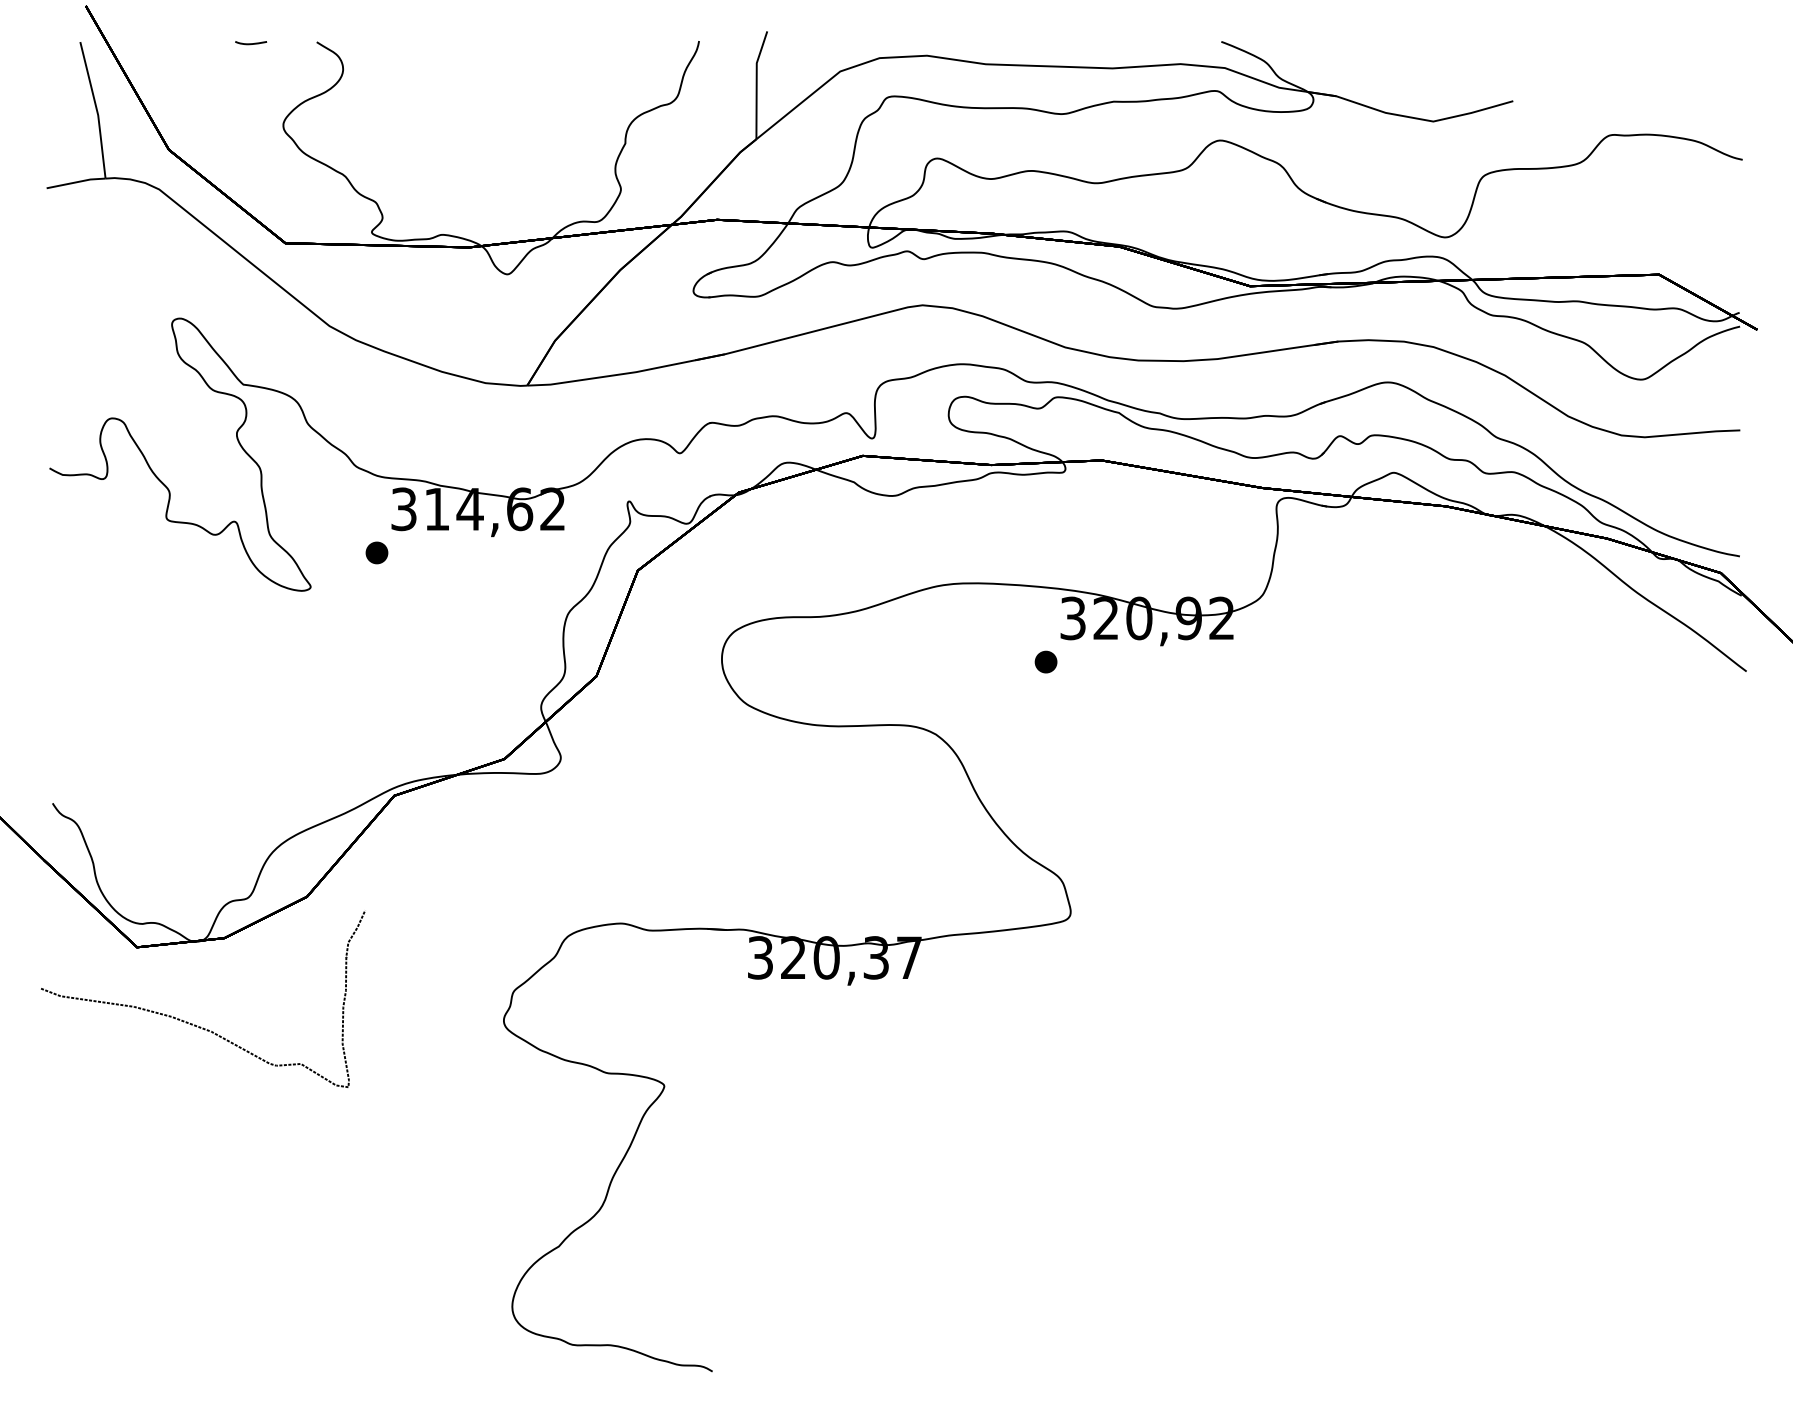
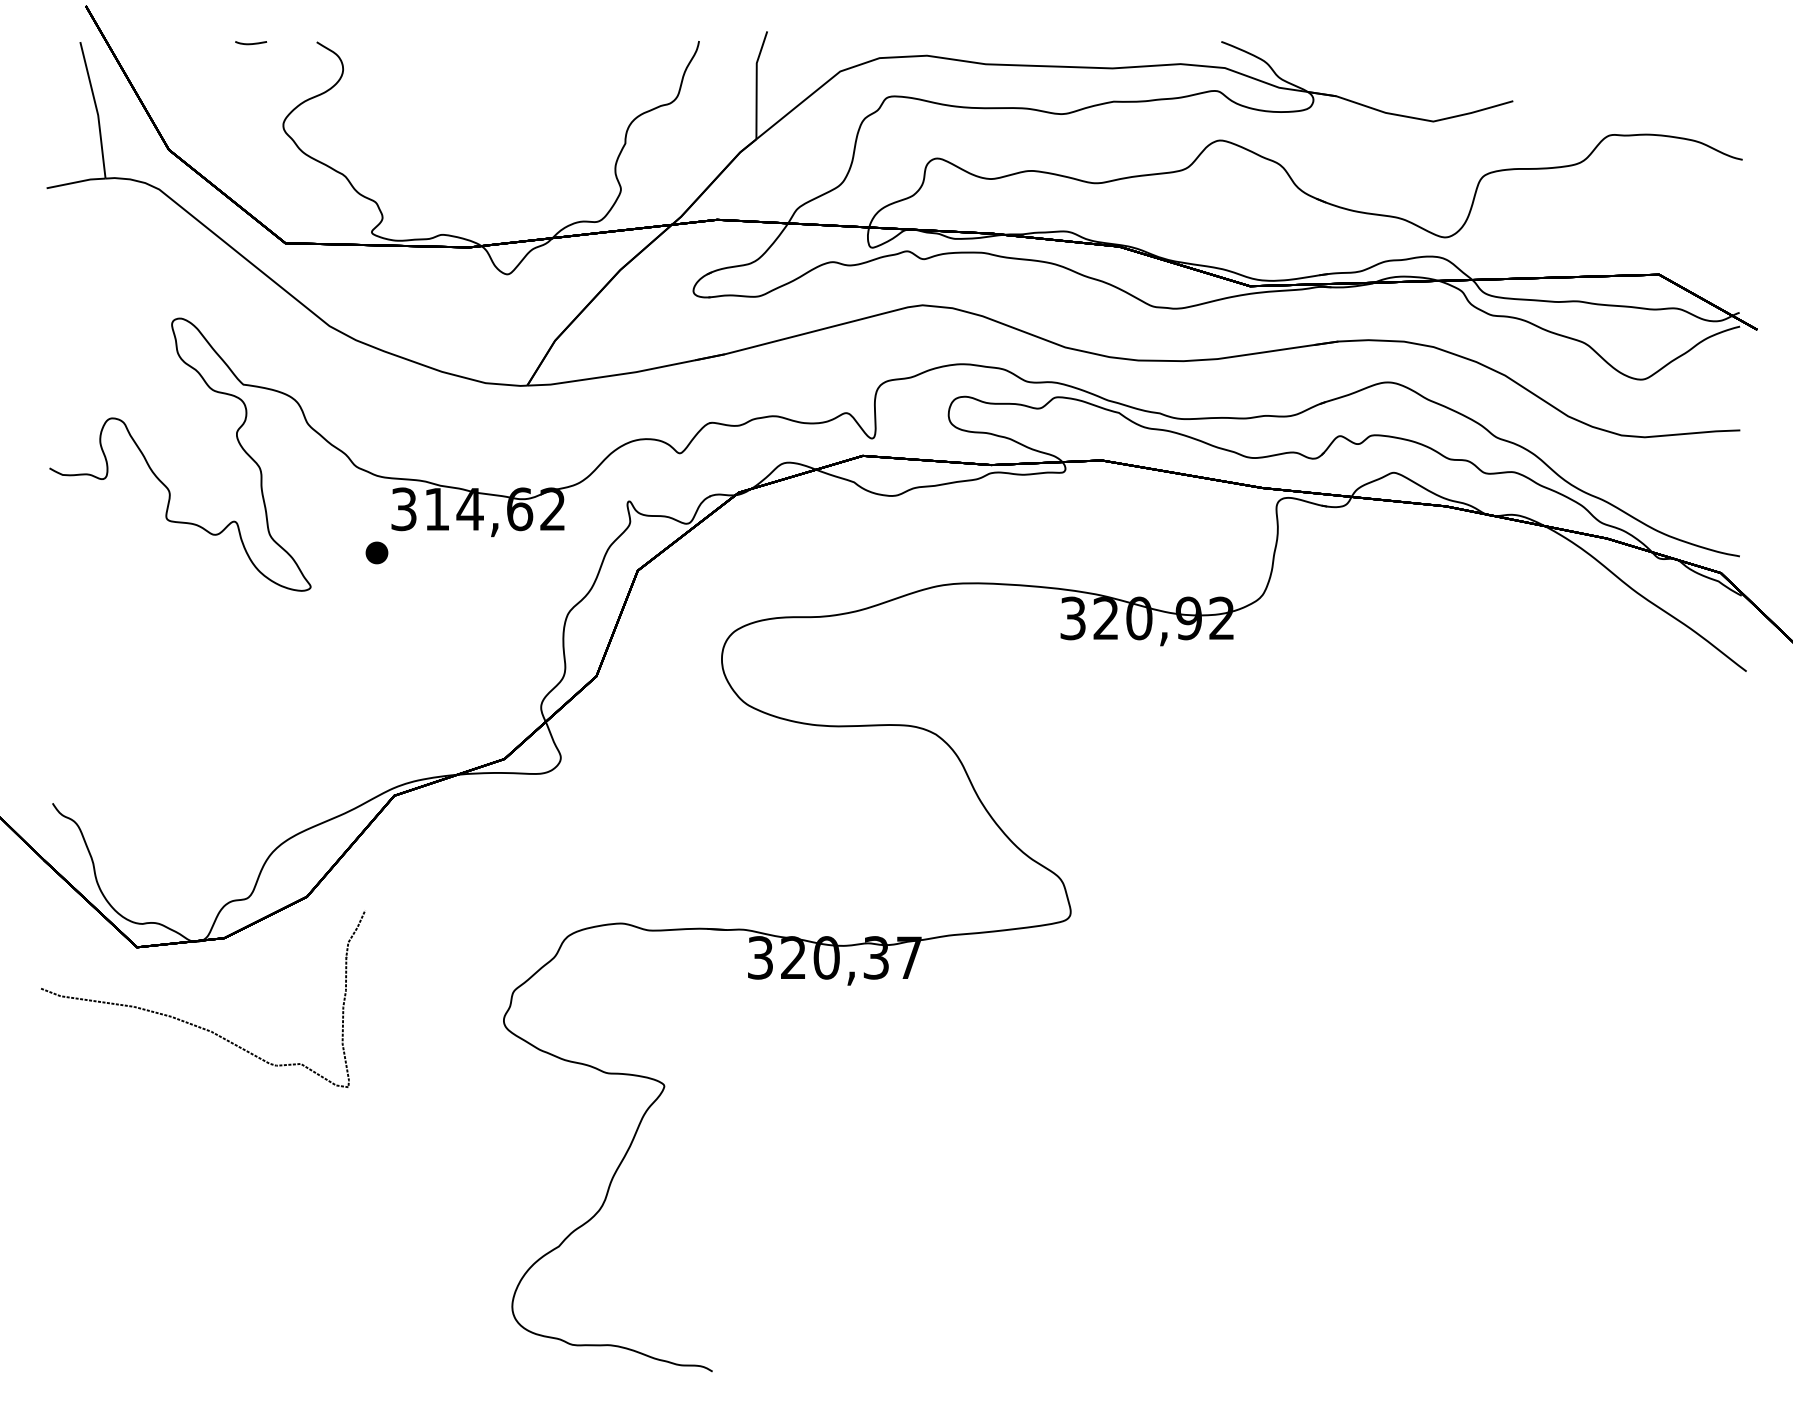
part: present -> none (1045, 661)
